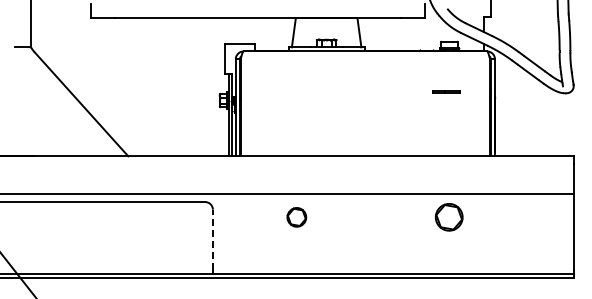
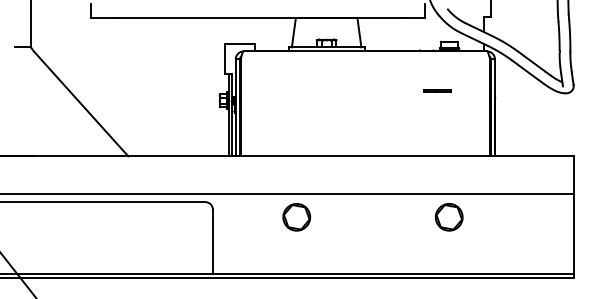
line position: (446, 91) -> (437, 90) (437, 90)
part size: 22x21 px -> 30x29 px (296, 217)
line: dashed -> solid (212, 239)
